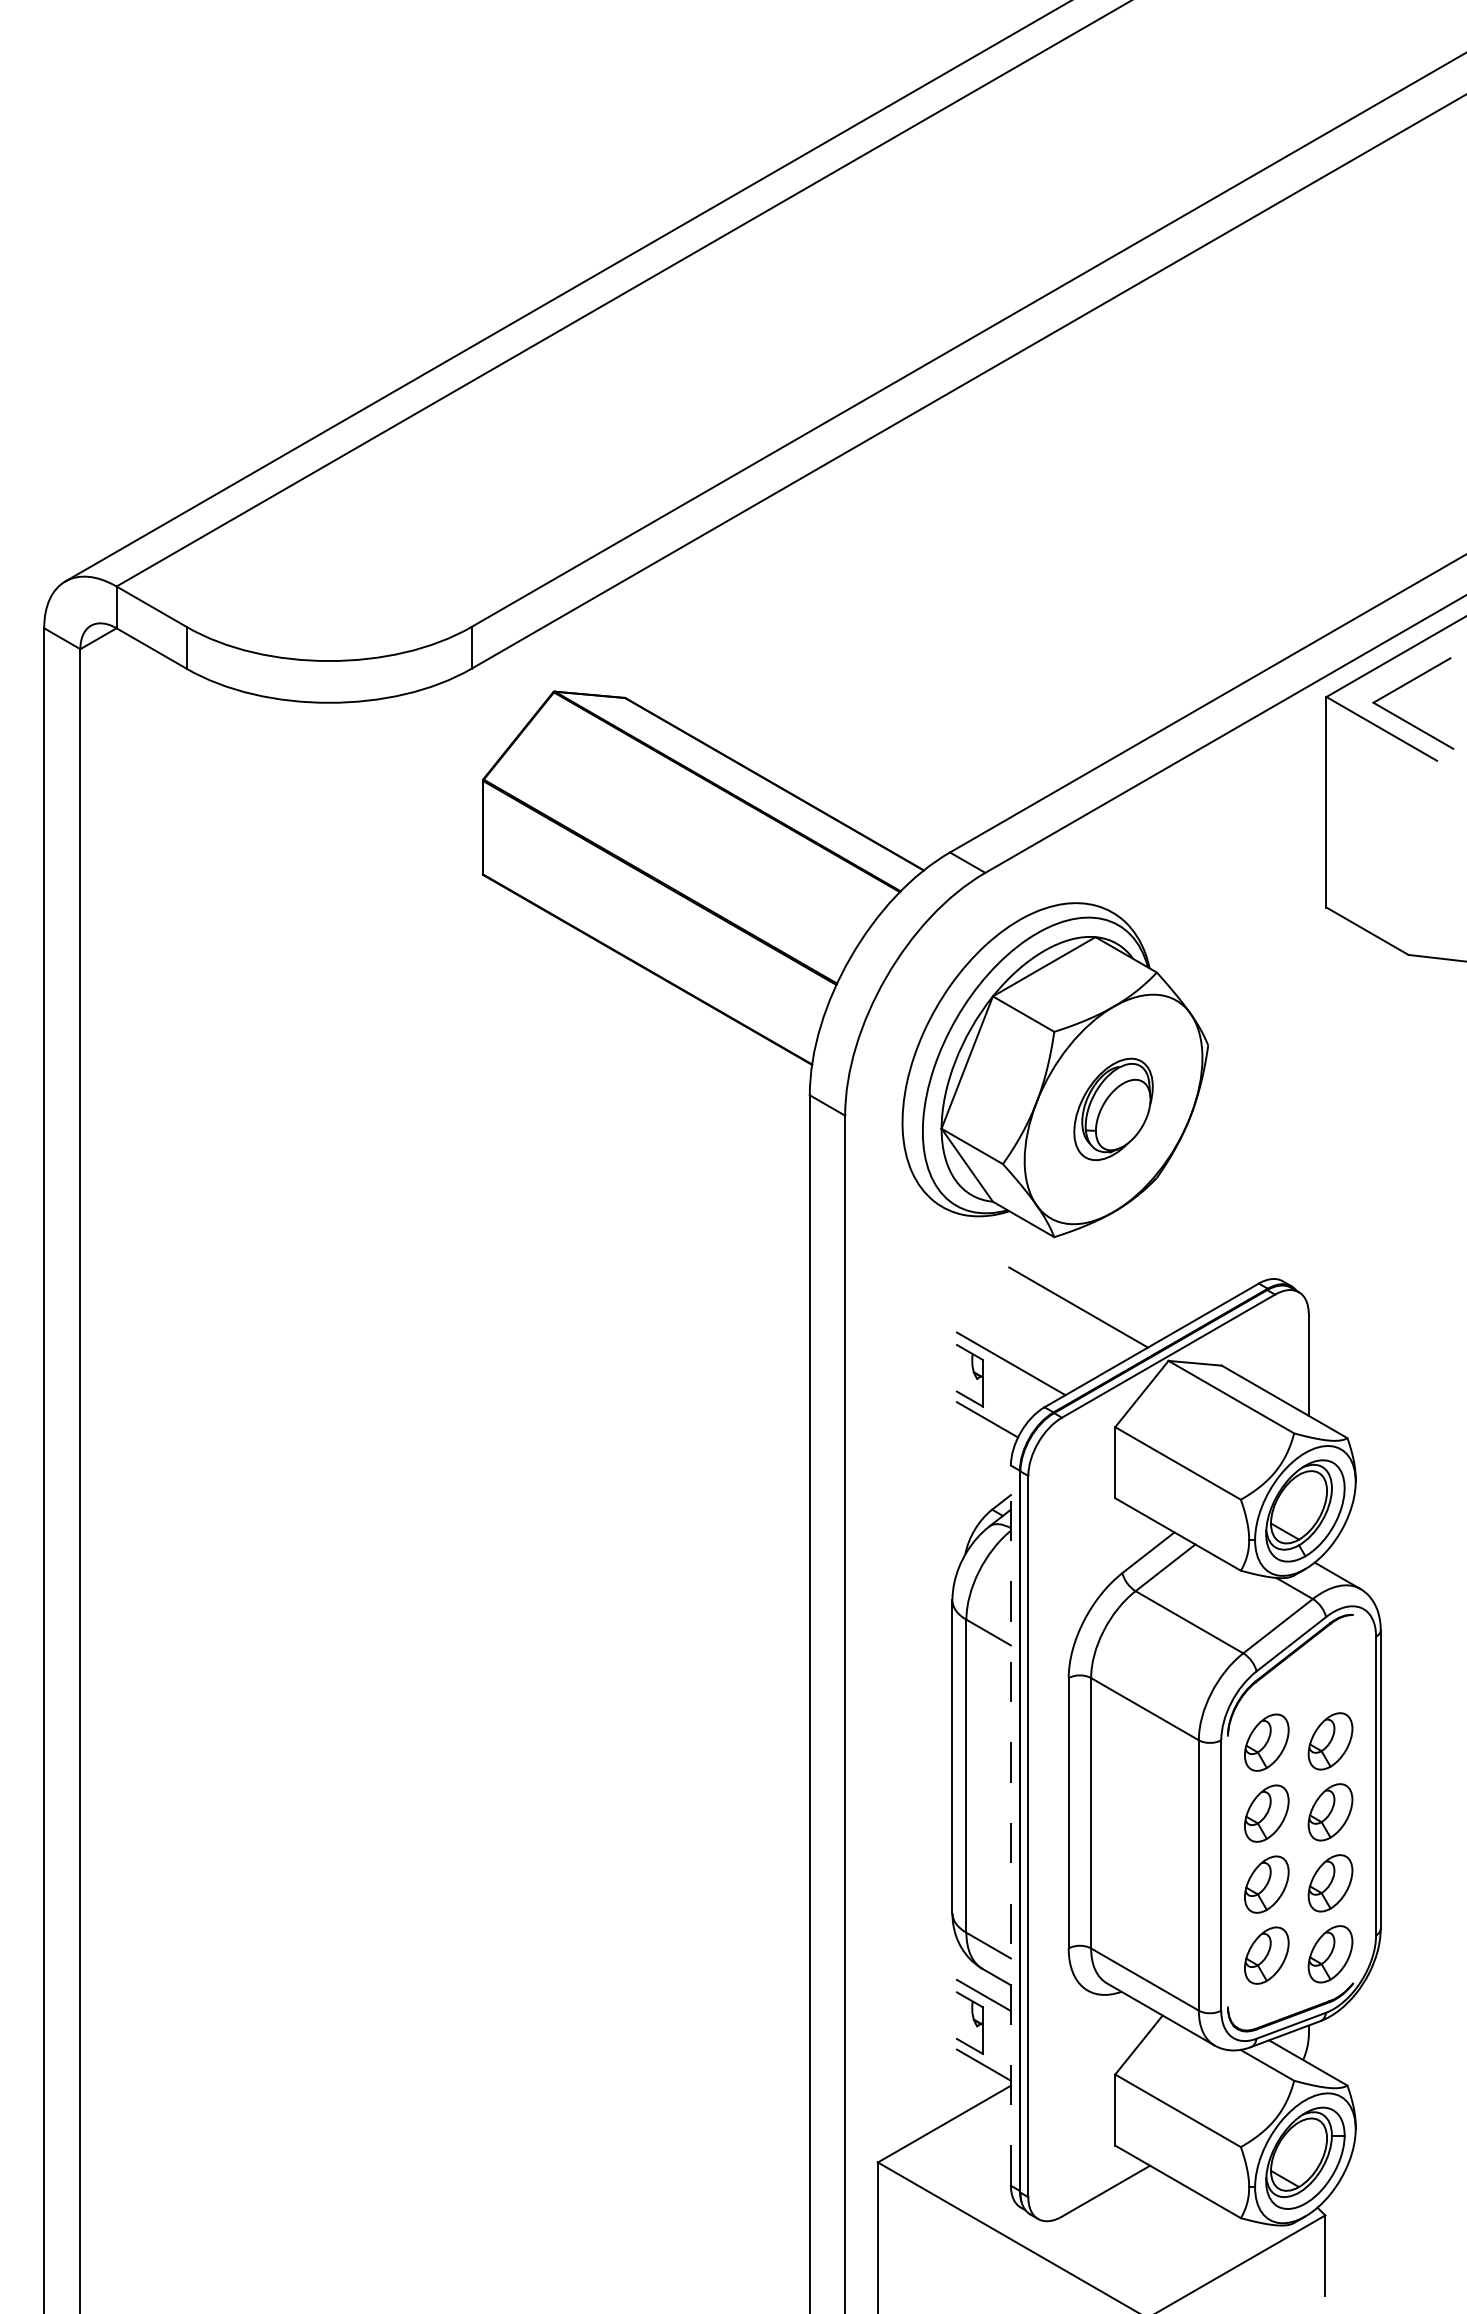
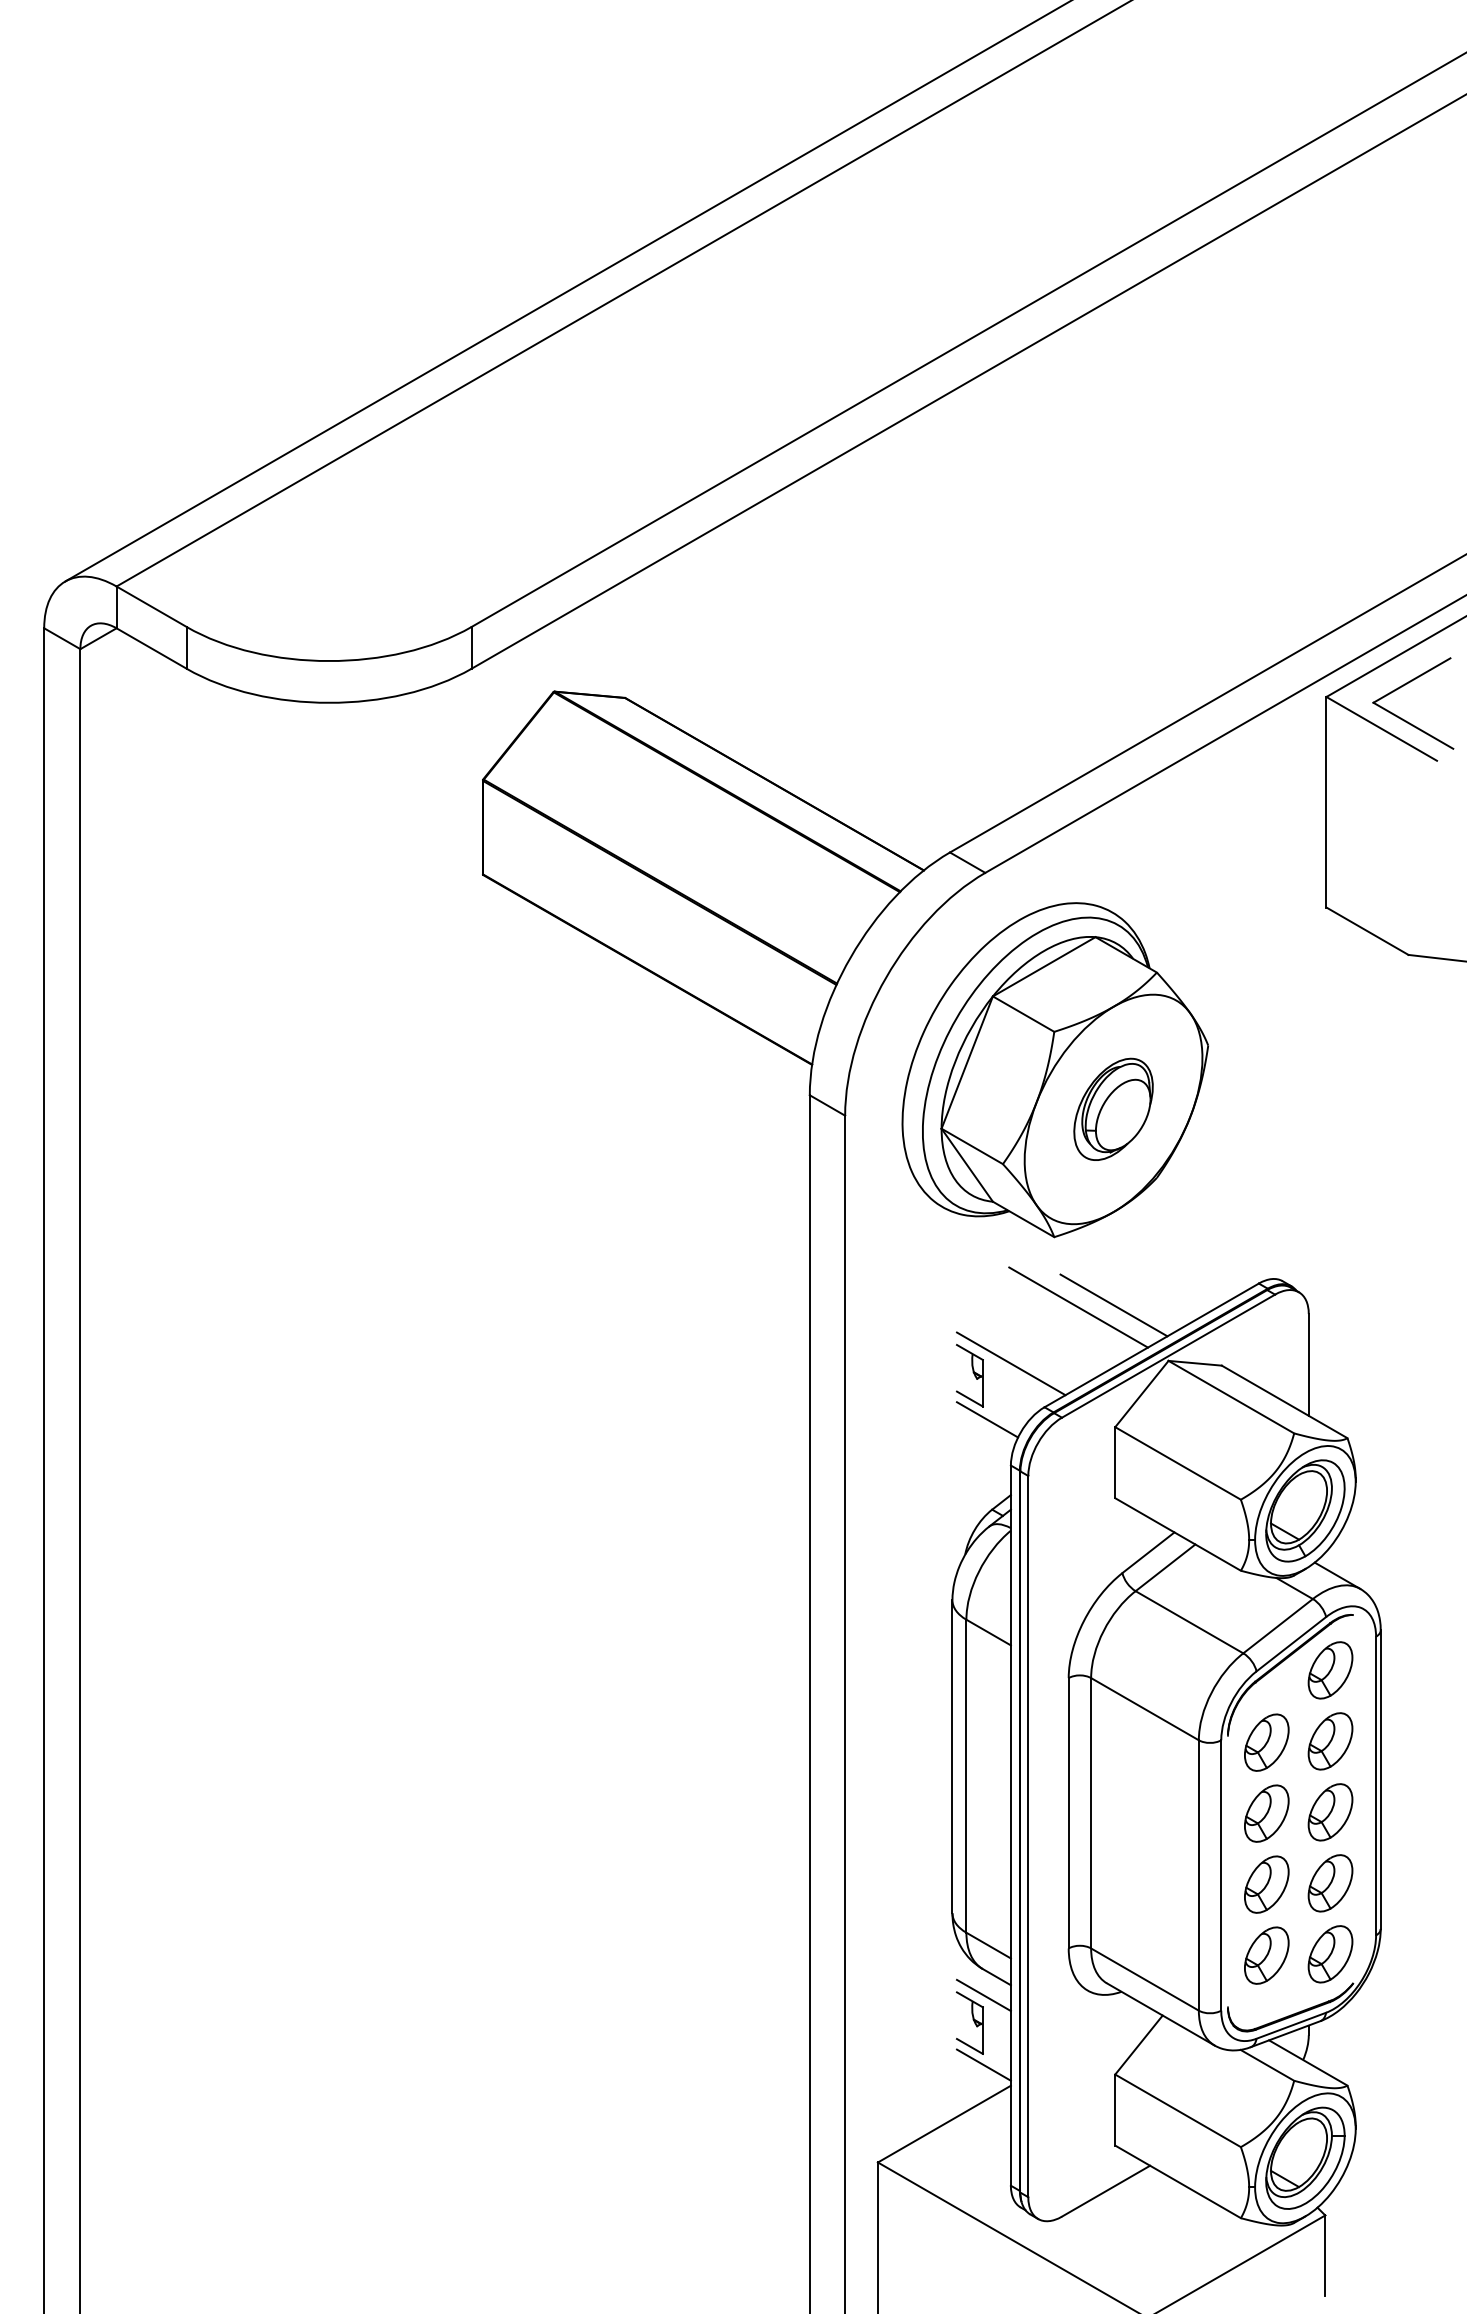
line: none -> present (1113, 1305)
part: none -> present (1330, 1670)
line: dashed -> solid (1010, 1825)
